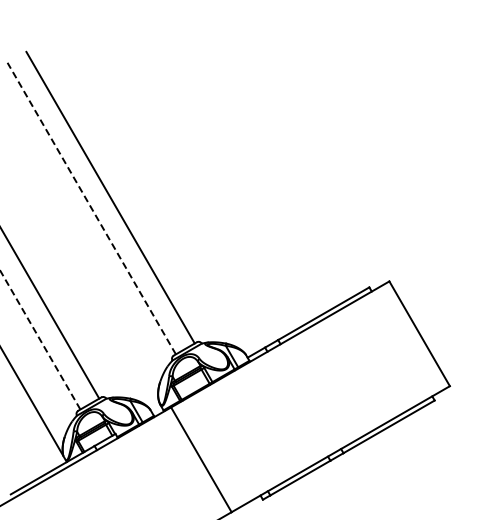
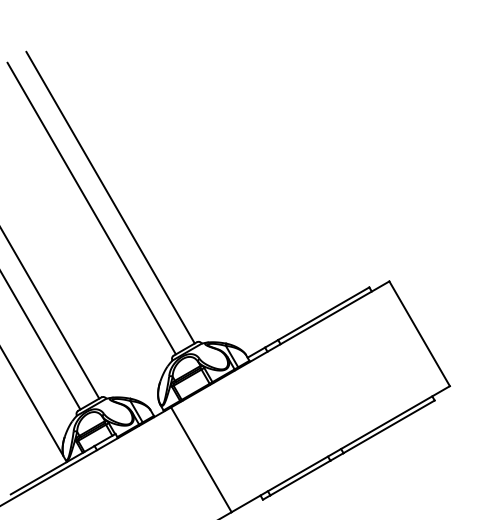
line: dashed -> solid (91, 208)
line: dashed -> solid (40, 340)
